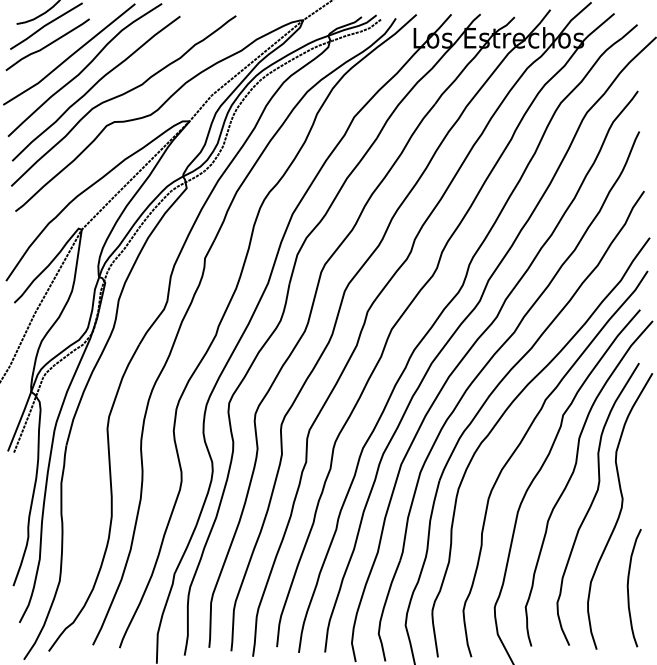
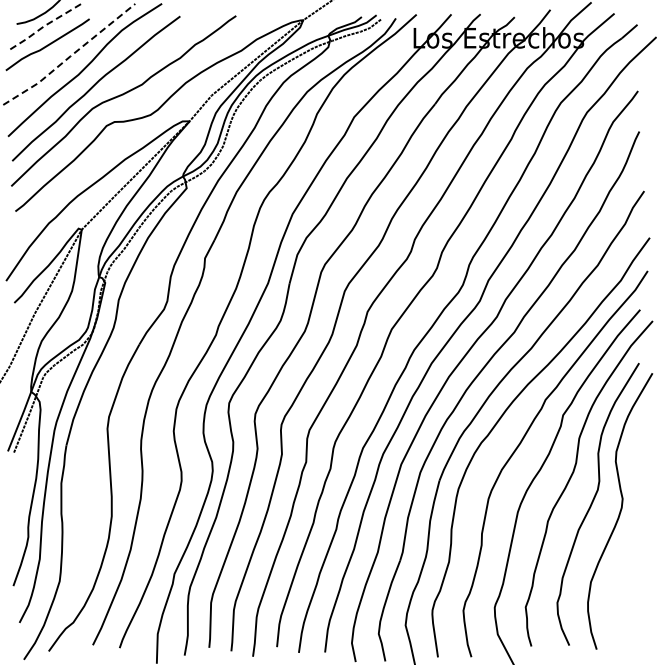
line: solid -> dashed (45, 25)
line: solid -> dashed (70, 56)
curve: present -> none (628, 588)
